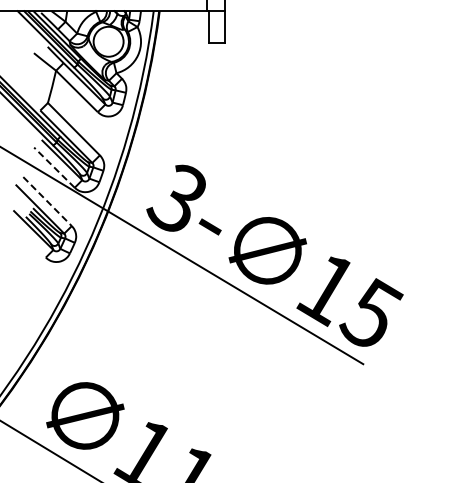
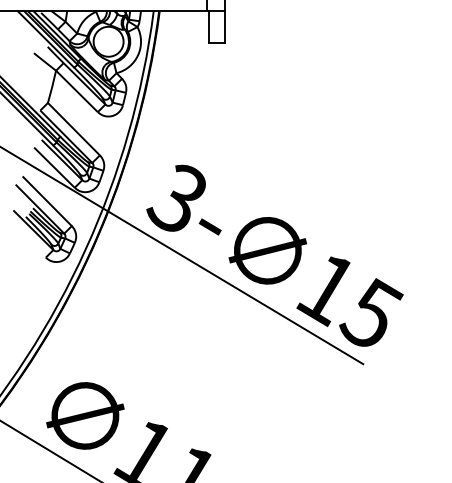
line: dashed -> solid (54, 167)
line: dashed -> solid (47, 201)
